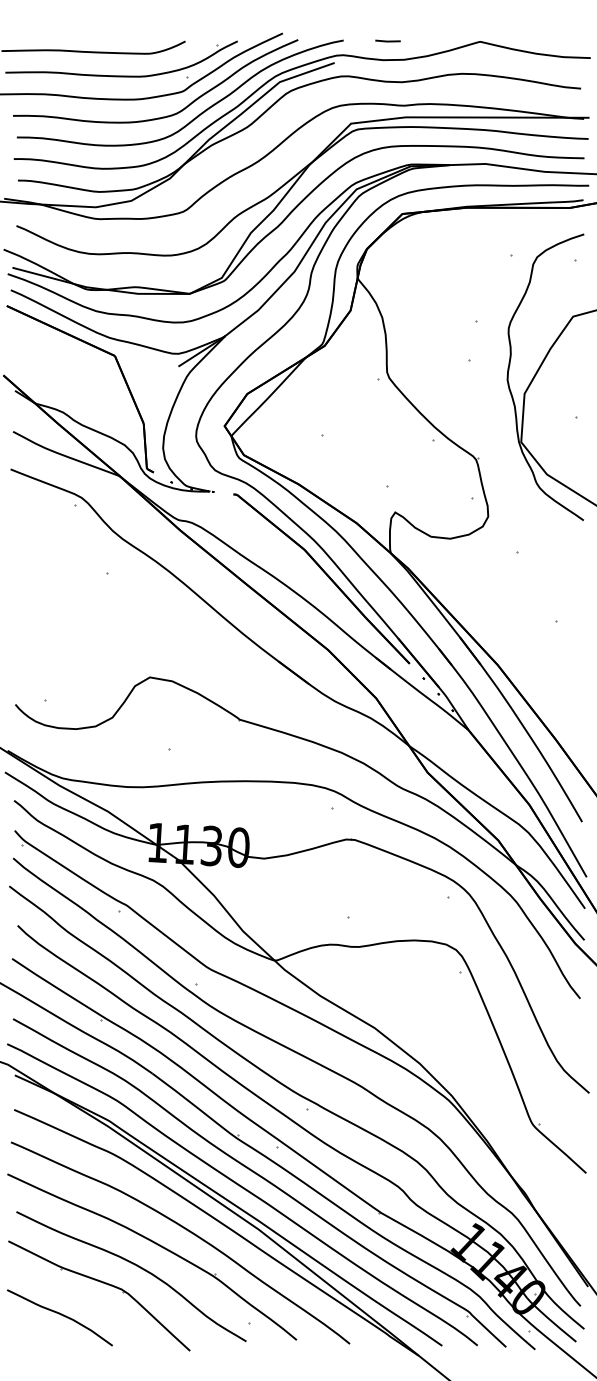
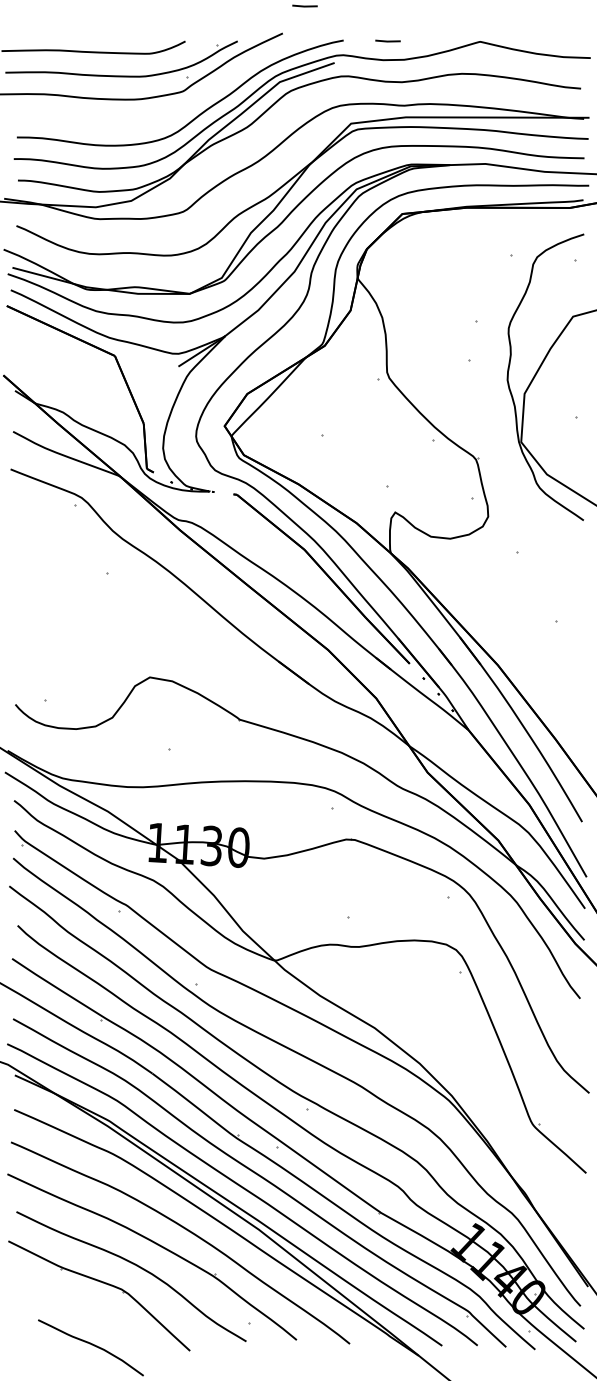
line: none -> present (304, 5)
curve: present -> none (162, 116)
curve position: (60, 1315) -> (91, 1345) (91, 1345)
